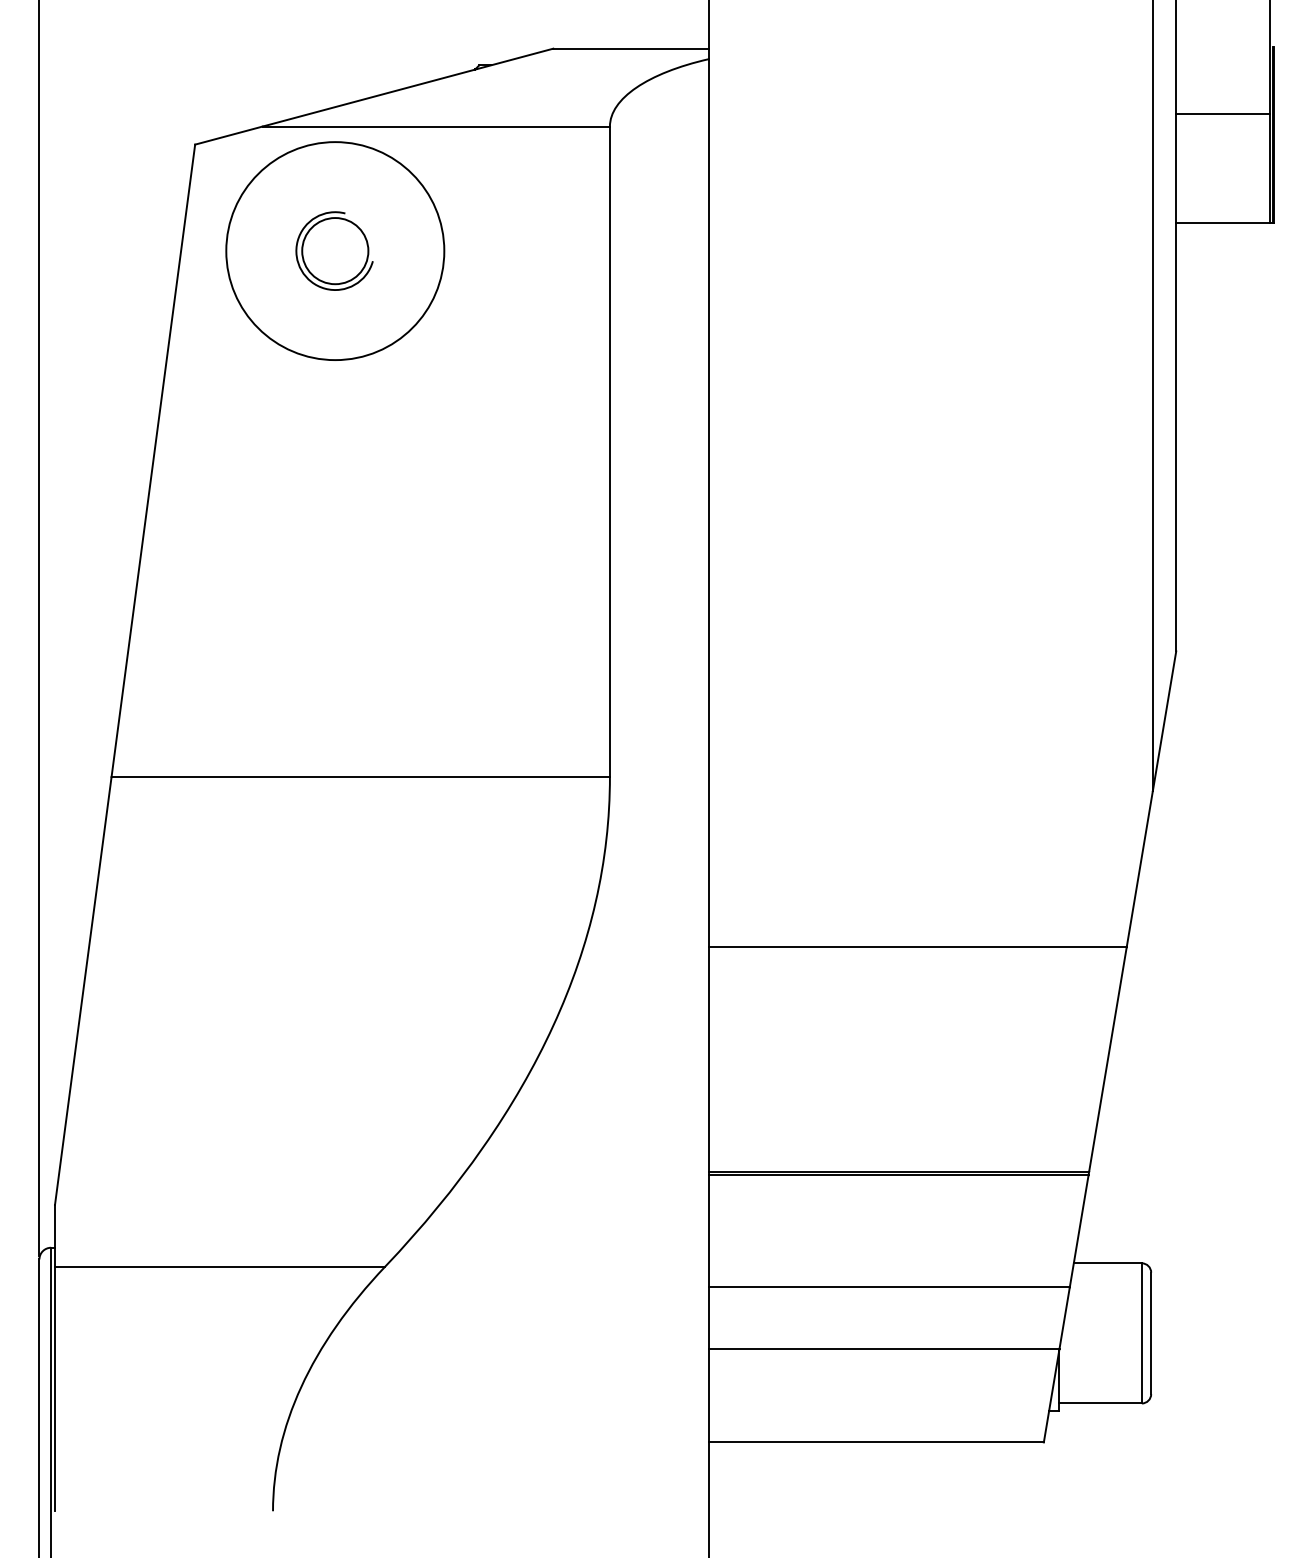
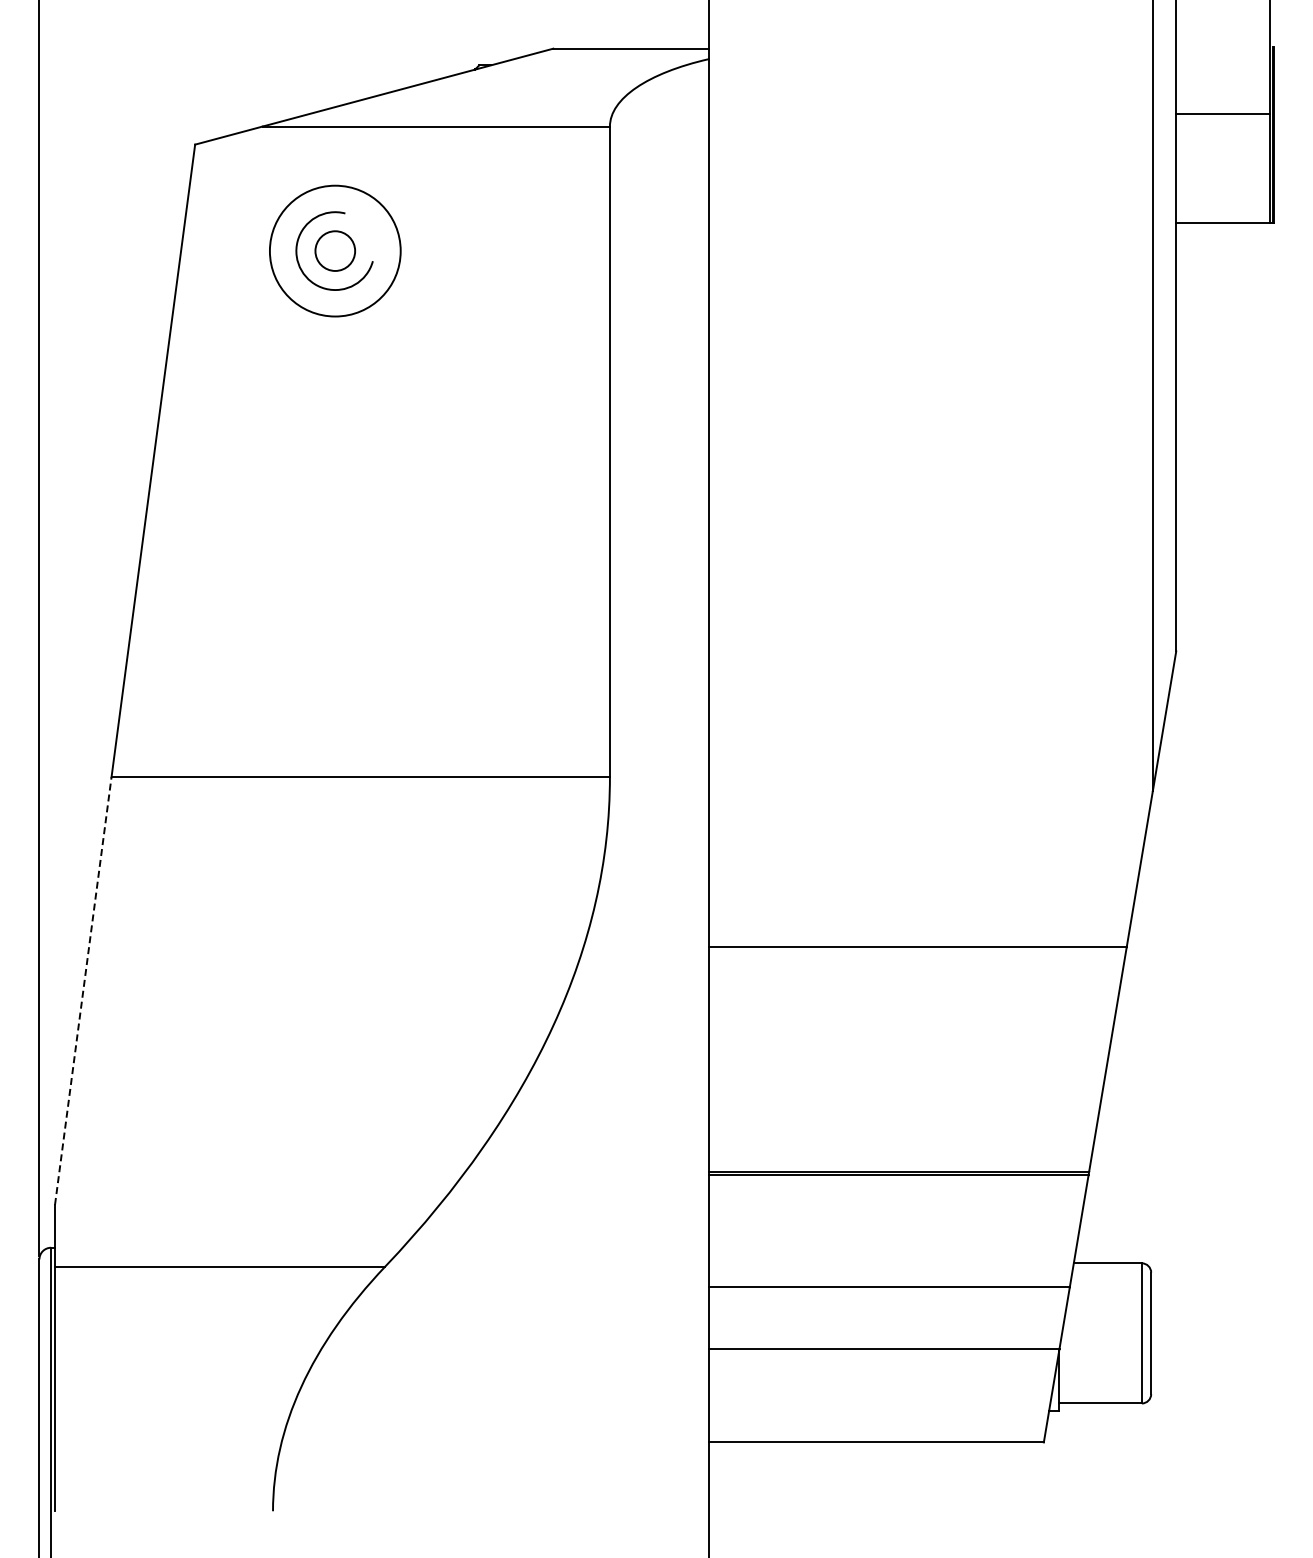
circle diameter: 218 px -> 131 px (334, 250)
circle diameter: 66 px -> 40 px (335, 250)
line: solid -> dashed (83, 991)
